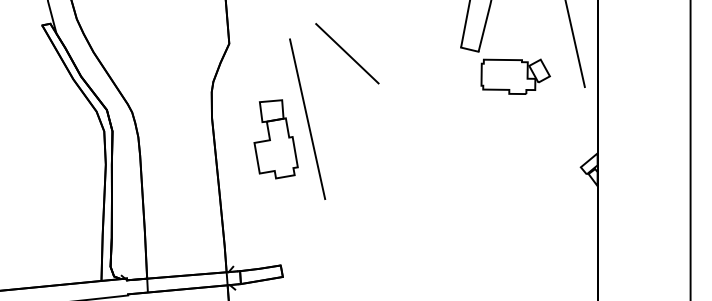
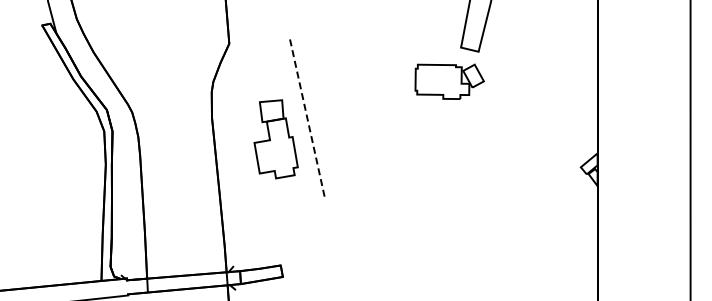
line: present -> none (574, 44)
line: present -> none (347, 53)
part position: (515, 76) -> (449, 81) (449, 81)
line: solid -> dashed (307, 119)
